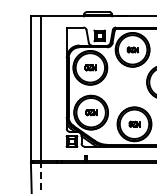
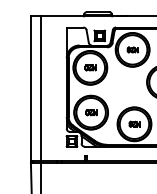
line: dashed -> solid (40, 177)
